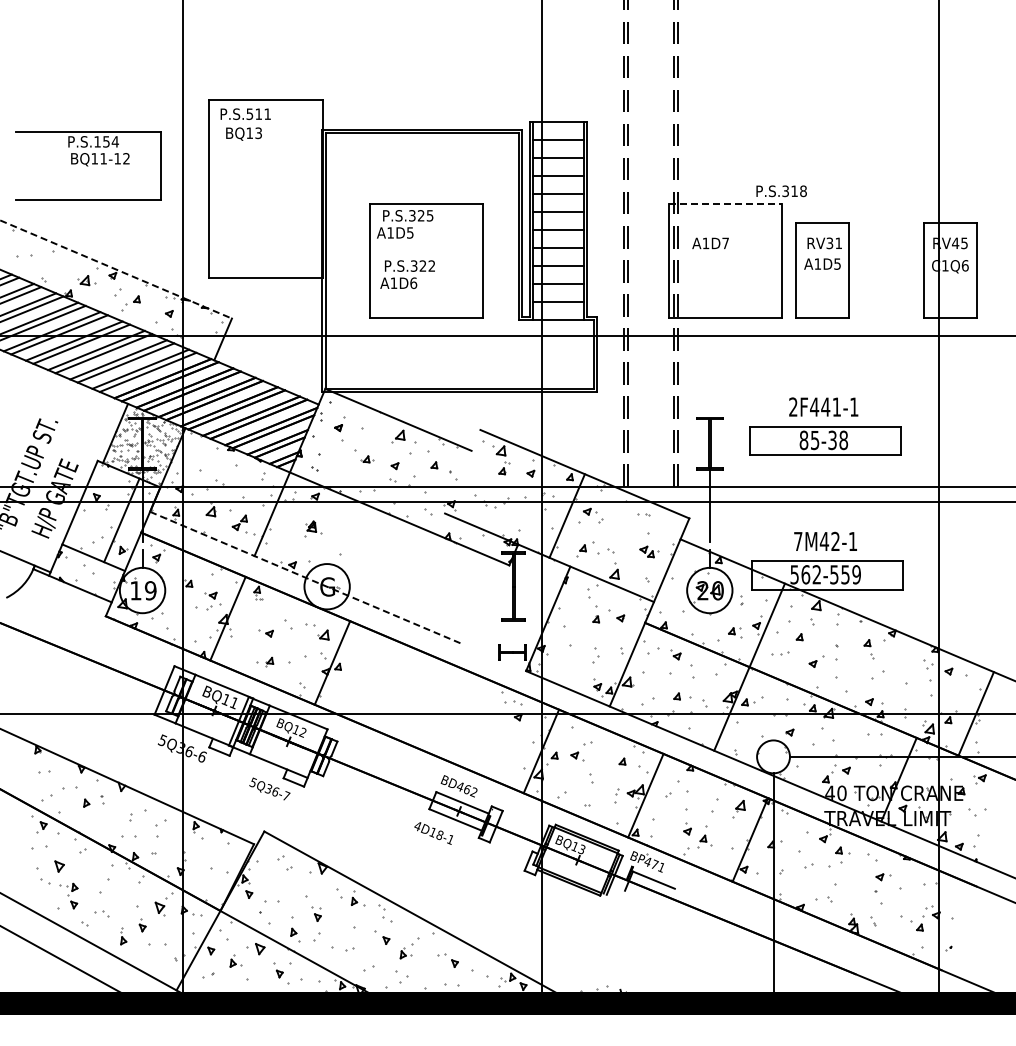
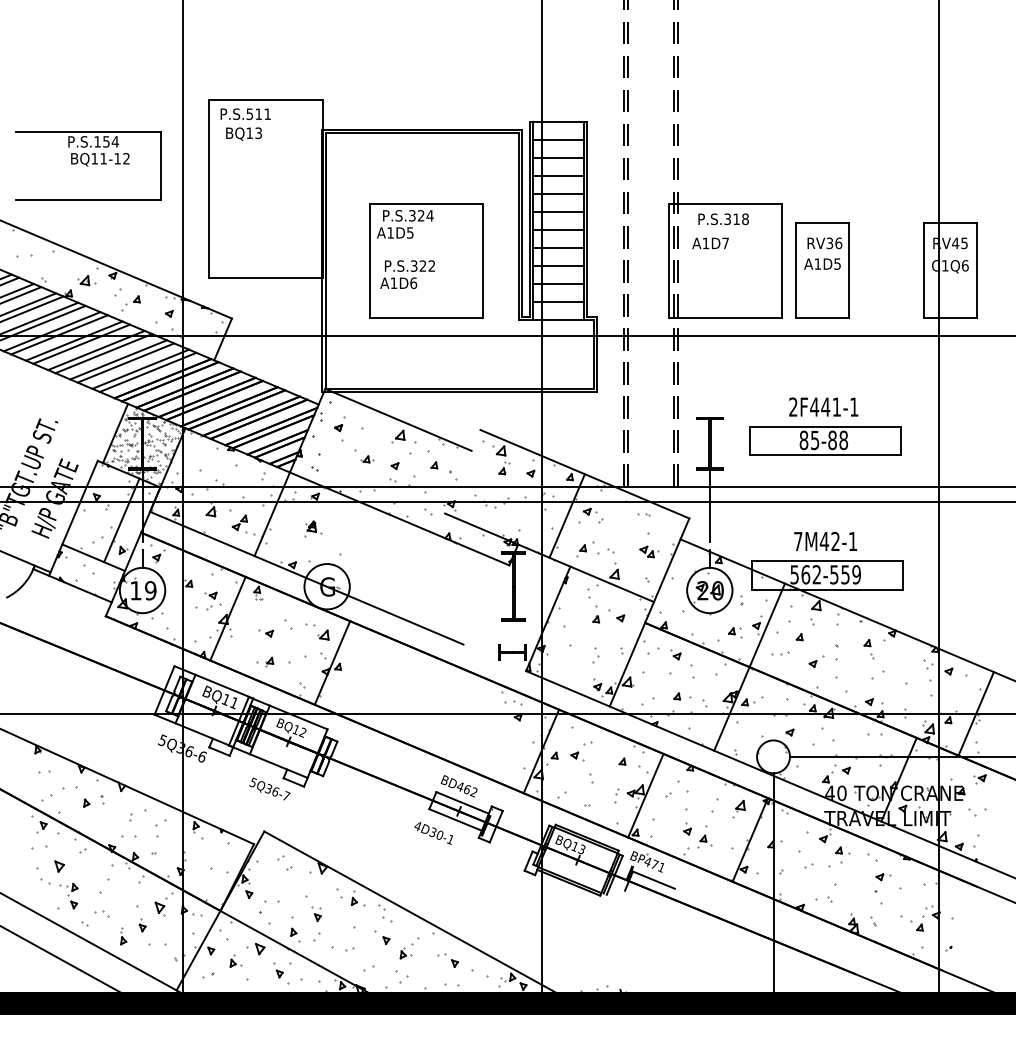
text position: (781, 191) -> (723, 219) (723, 219)
line: dashed -> solid (725, 204)
text: P.S.325 -> P.S.324 (429, 215)
text: RV31 -> RV36 (838, 243)
line: dashed -> solid (116, 269)
text: 85-38 -> 85-88 (832, 440)
line: dashed -> solid (307, 578)
text: 4D18-1 -> 4D30-1 (436, 833)
